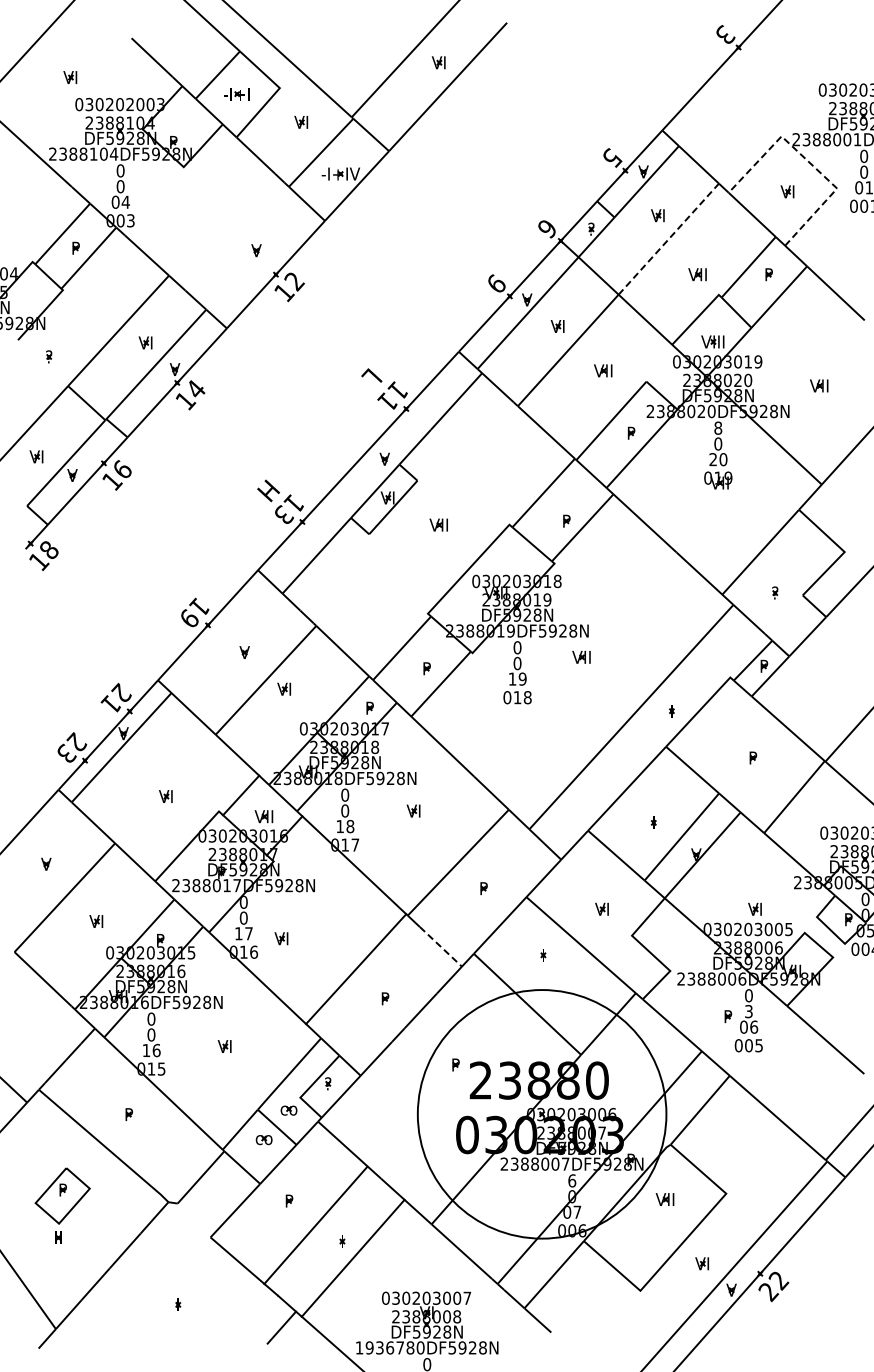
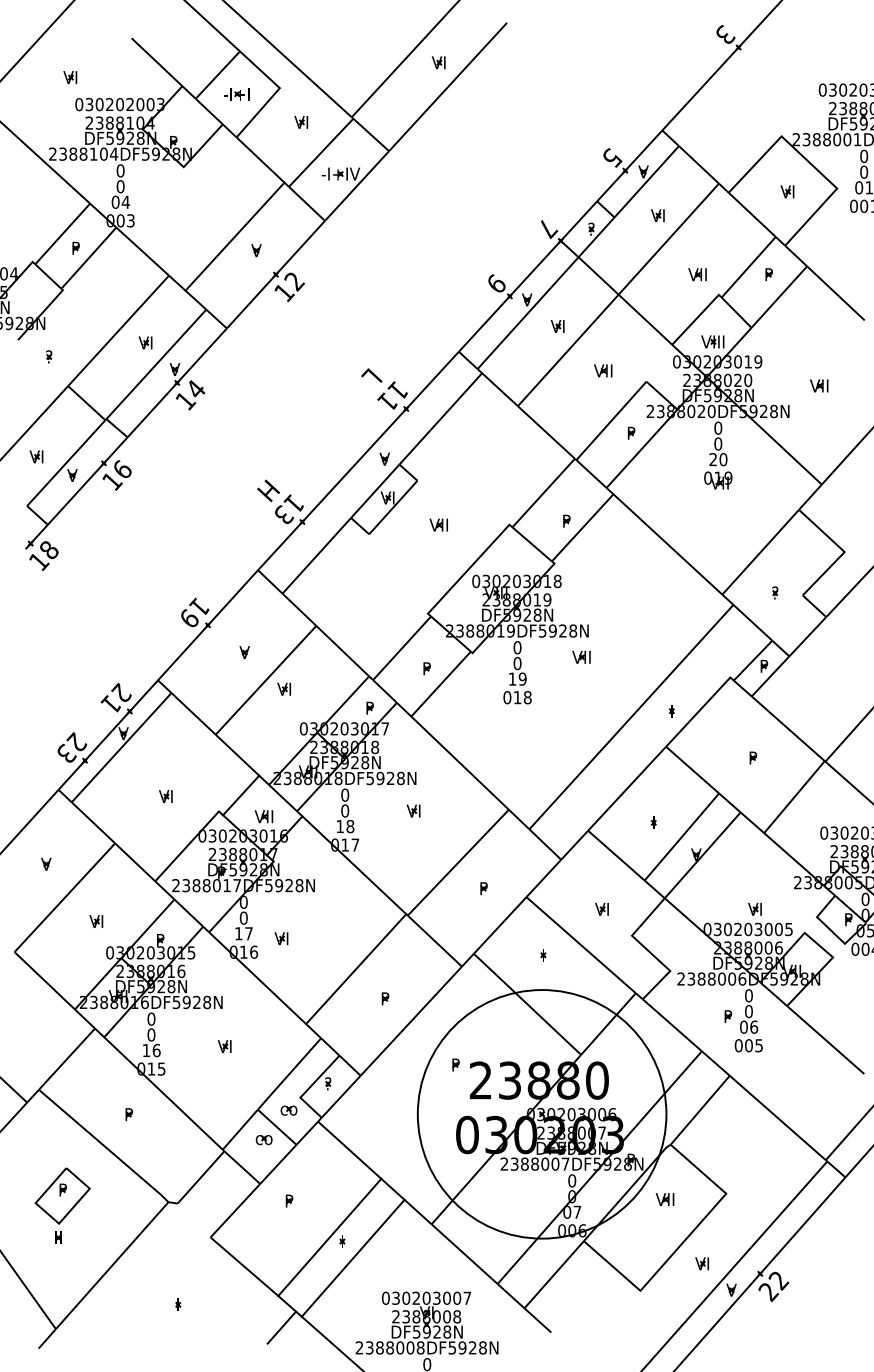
line: dashed -> solid (809, 162)
text: 6 -> 7 (548, 229)
line: none -> present (234, 236)
line: dashed -> solid (668, 239)
text: 8 -> 0 (718, 427)
line: dashed -> solid (440, 946)
text: 3 -> 0 (748, 1011)
text: 6 -> 0 (572, 1180)
line position: (315, 1224) -> (329, 1236) (329, 1236)
text: 1936780DF5928N -> 2388008DF5928N (389, 1347)
